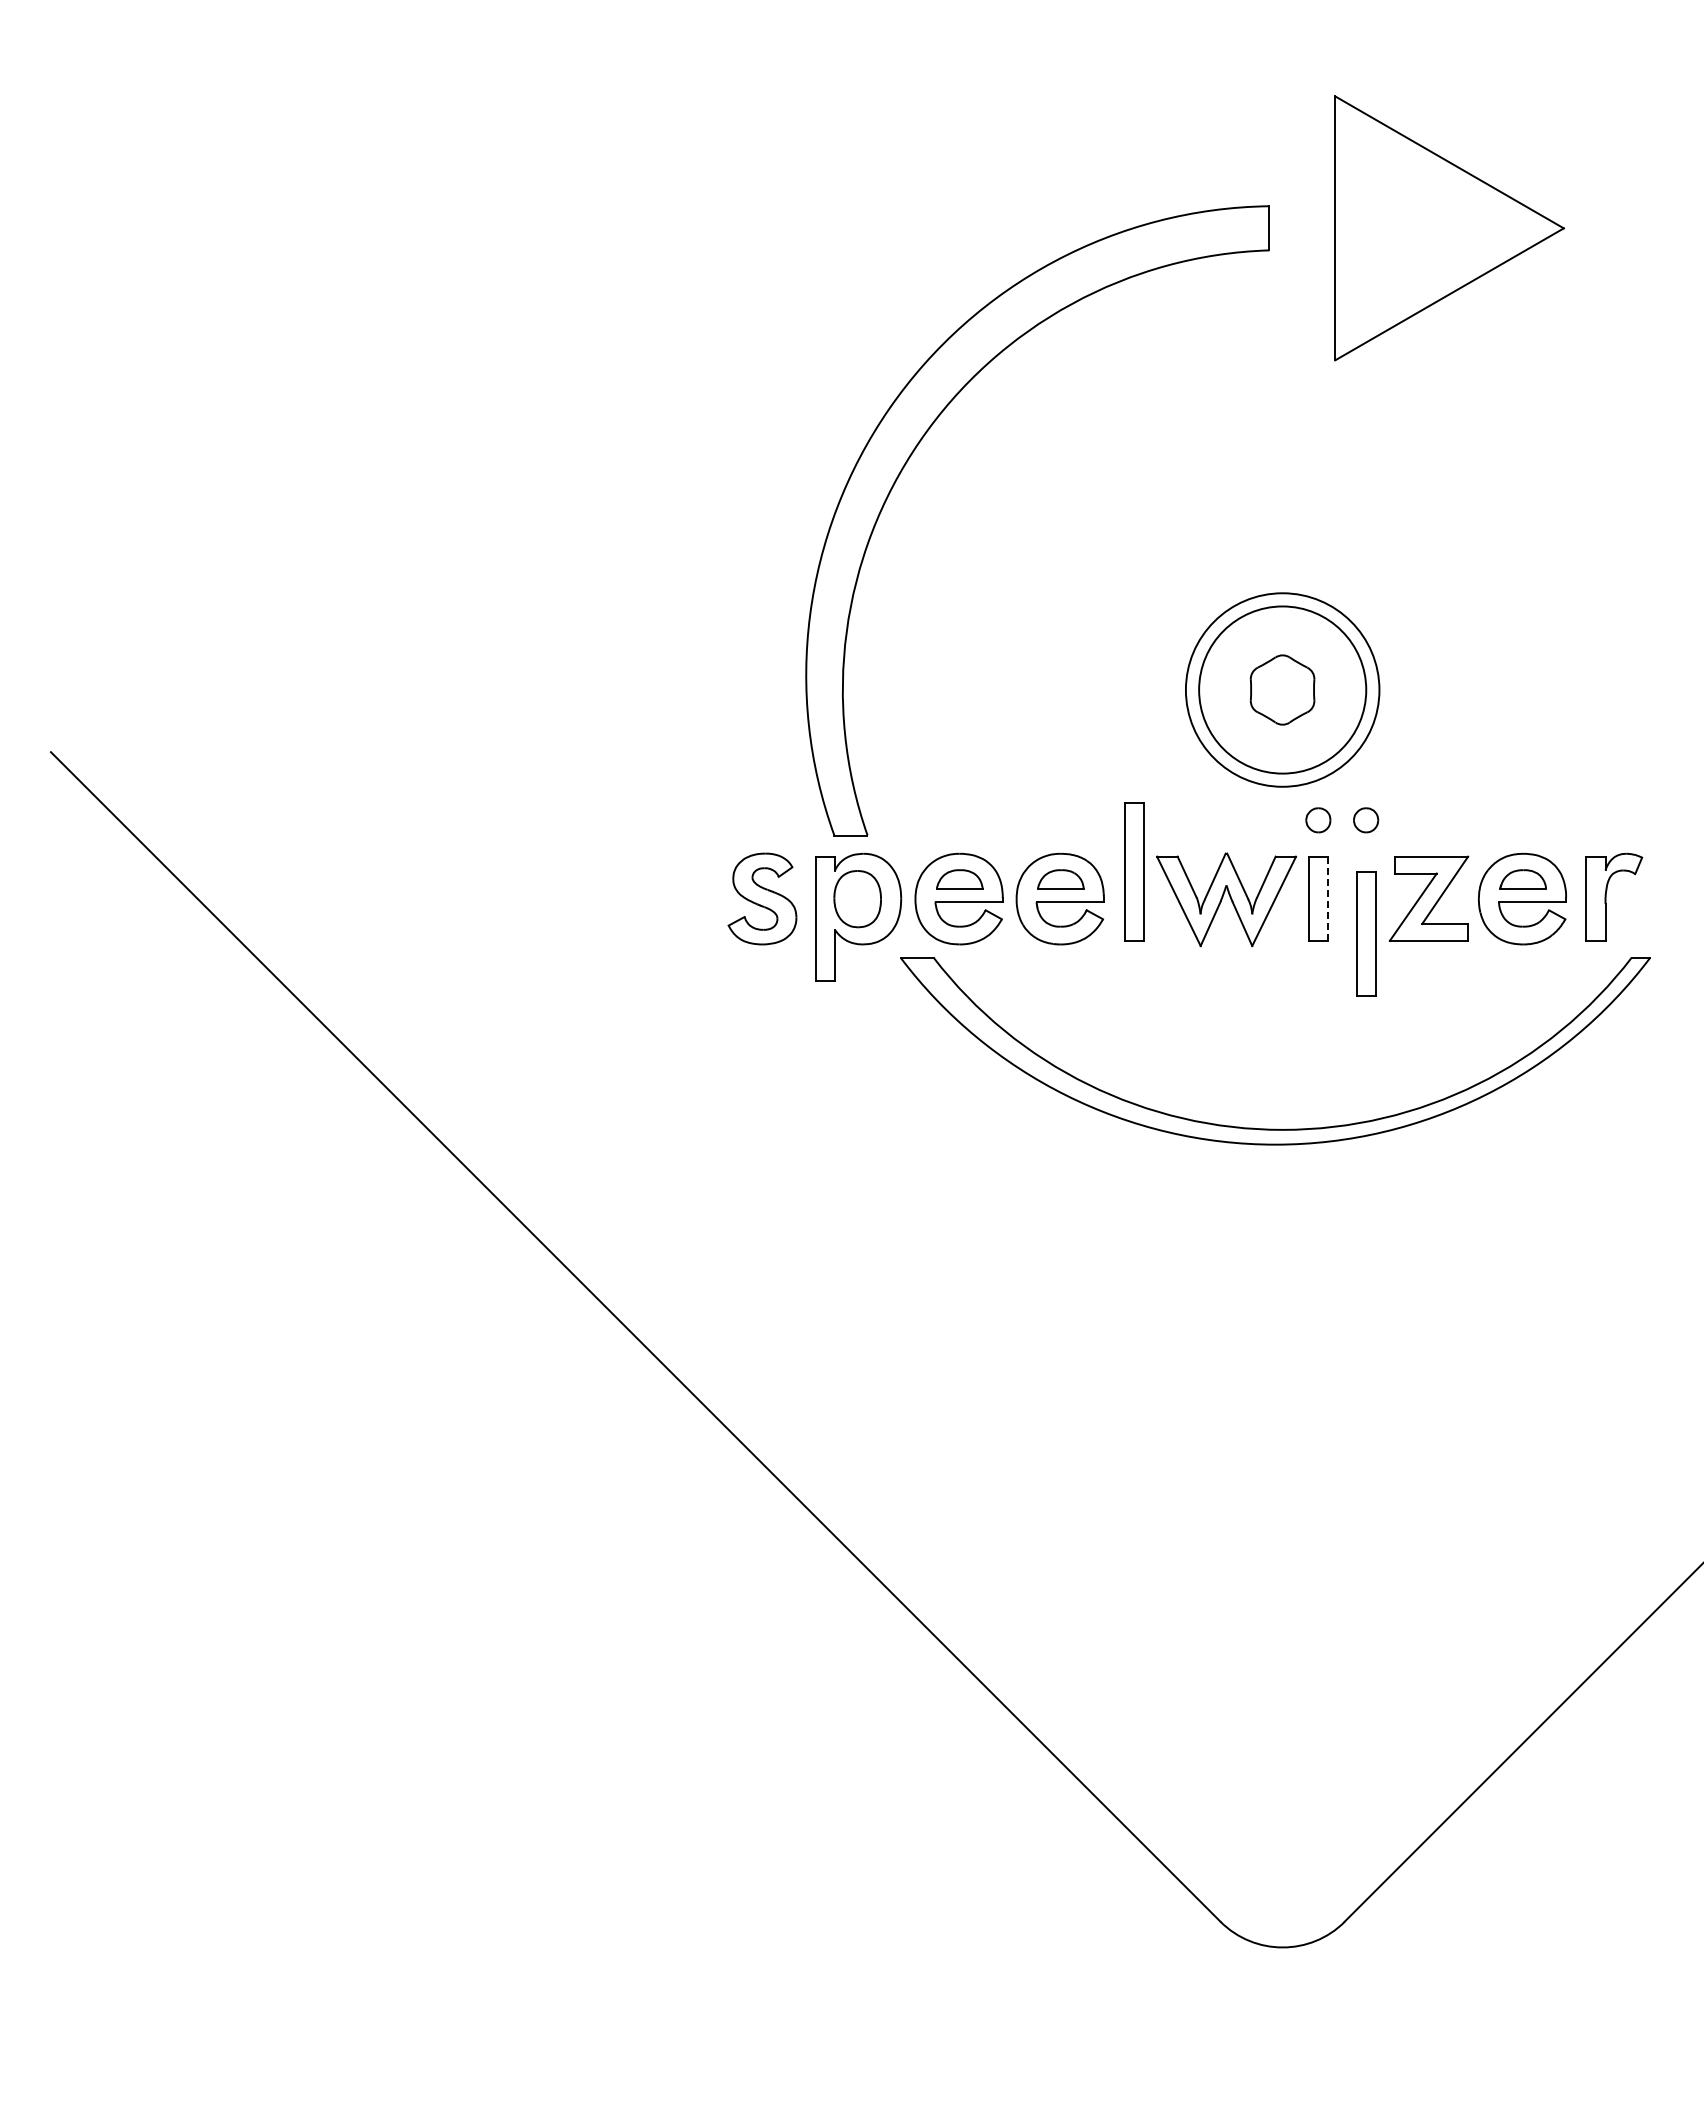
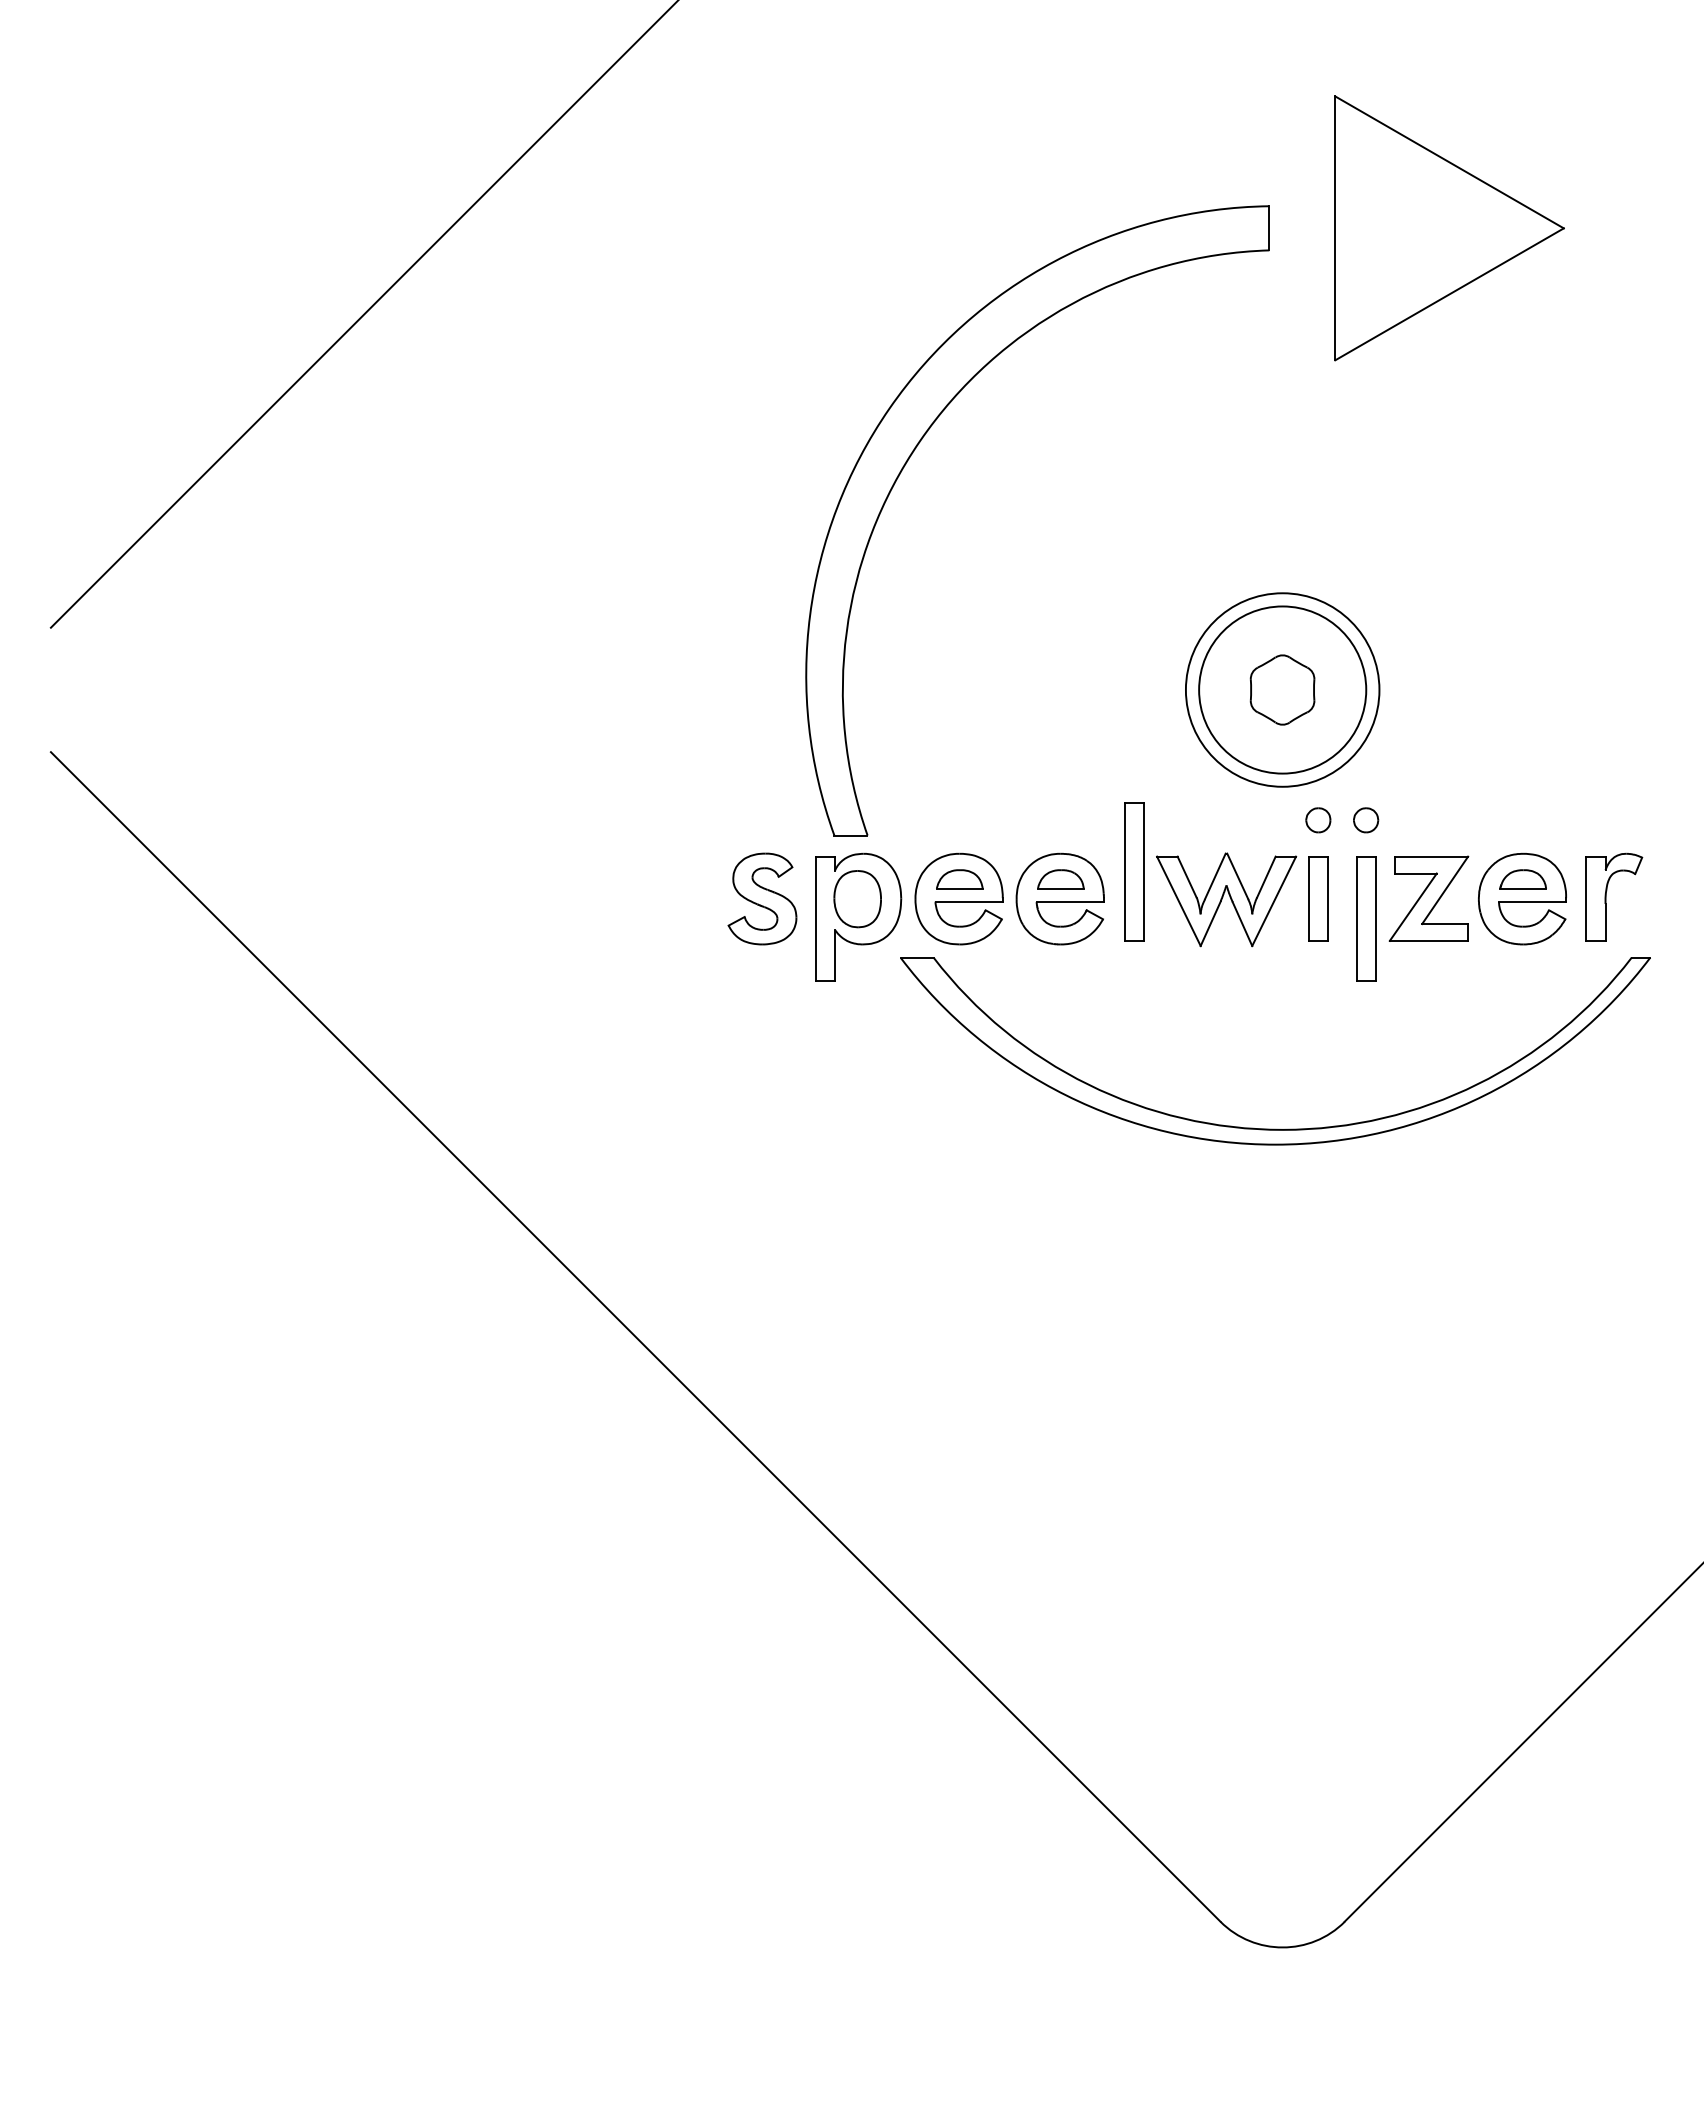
line: none -> present (363, 314)
line: dashed -> solid (1328, 899)
part position: (1366, 933) -> (1366, 918) (1366, 918)
